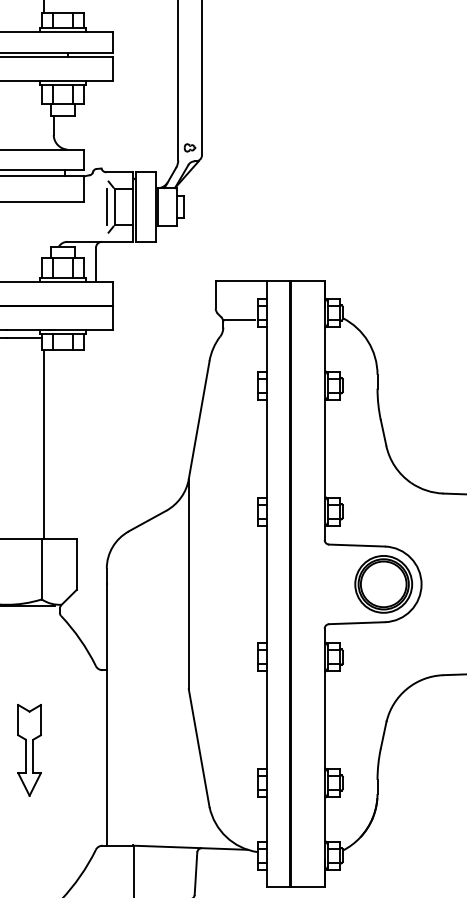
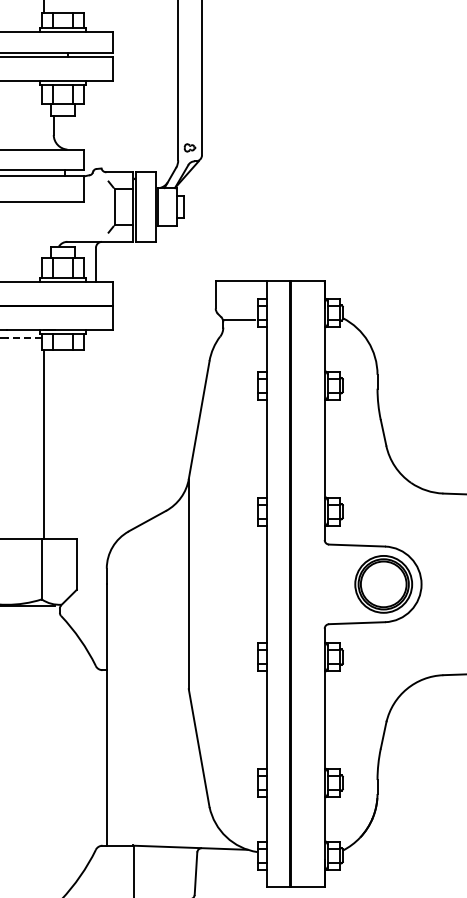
line: present -> none (106, 206)
line: solid -> dashed (24, 338)
part: present -> none (29, 750)
